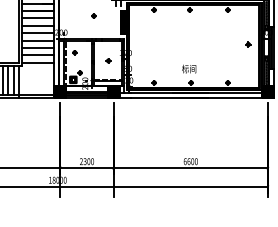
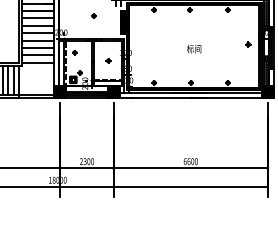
text position: (189, 68) -> (194, 48) (194, 48)
